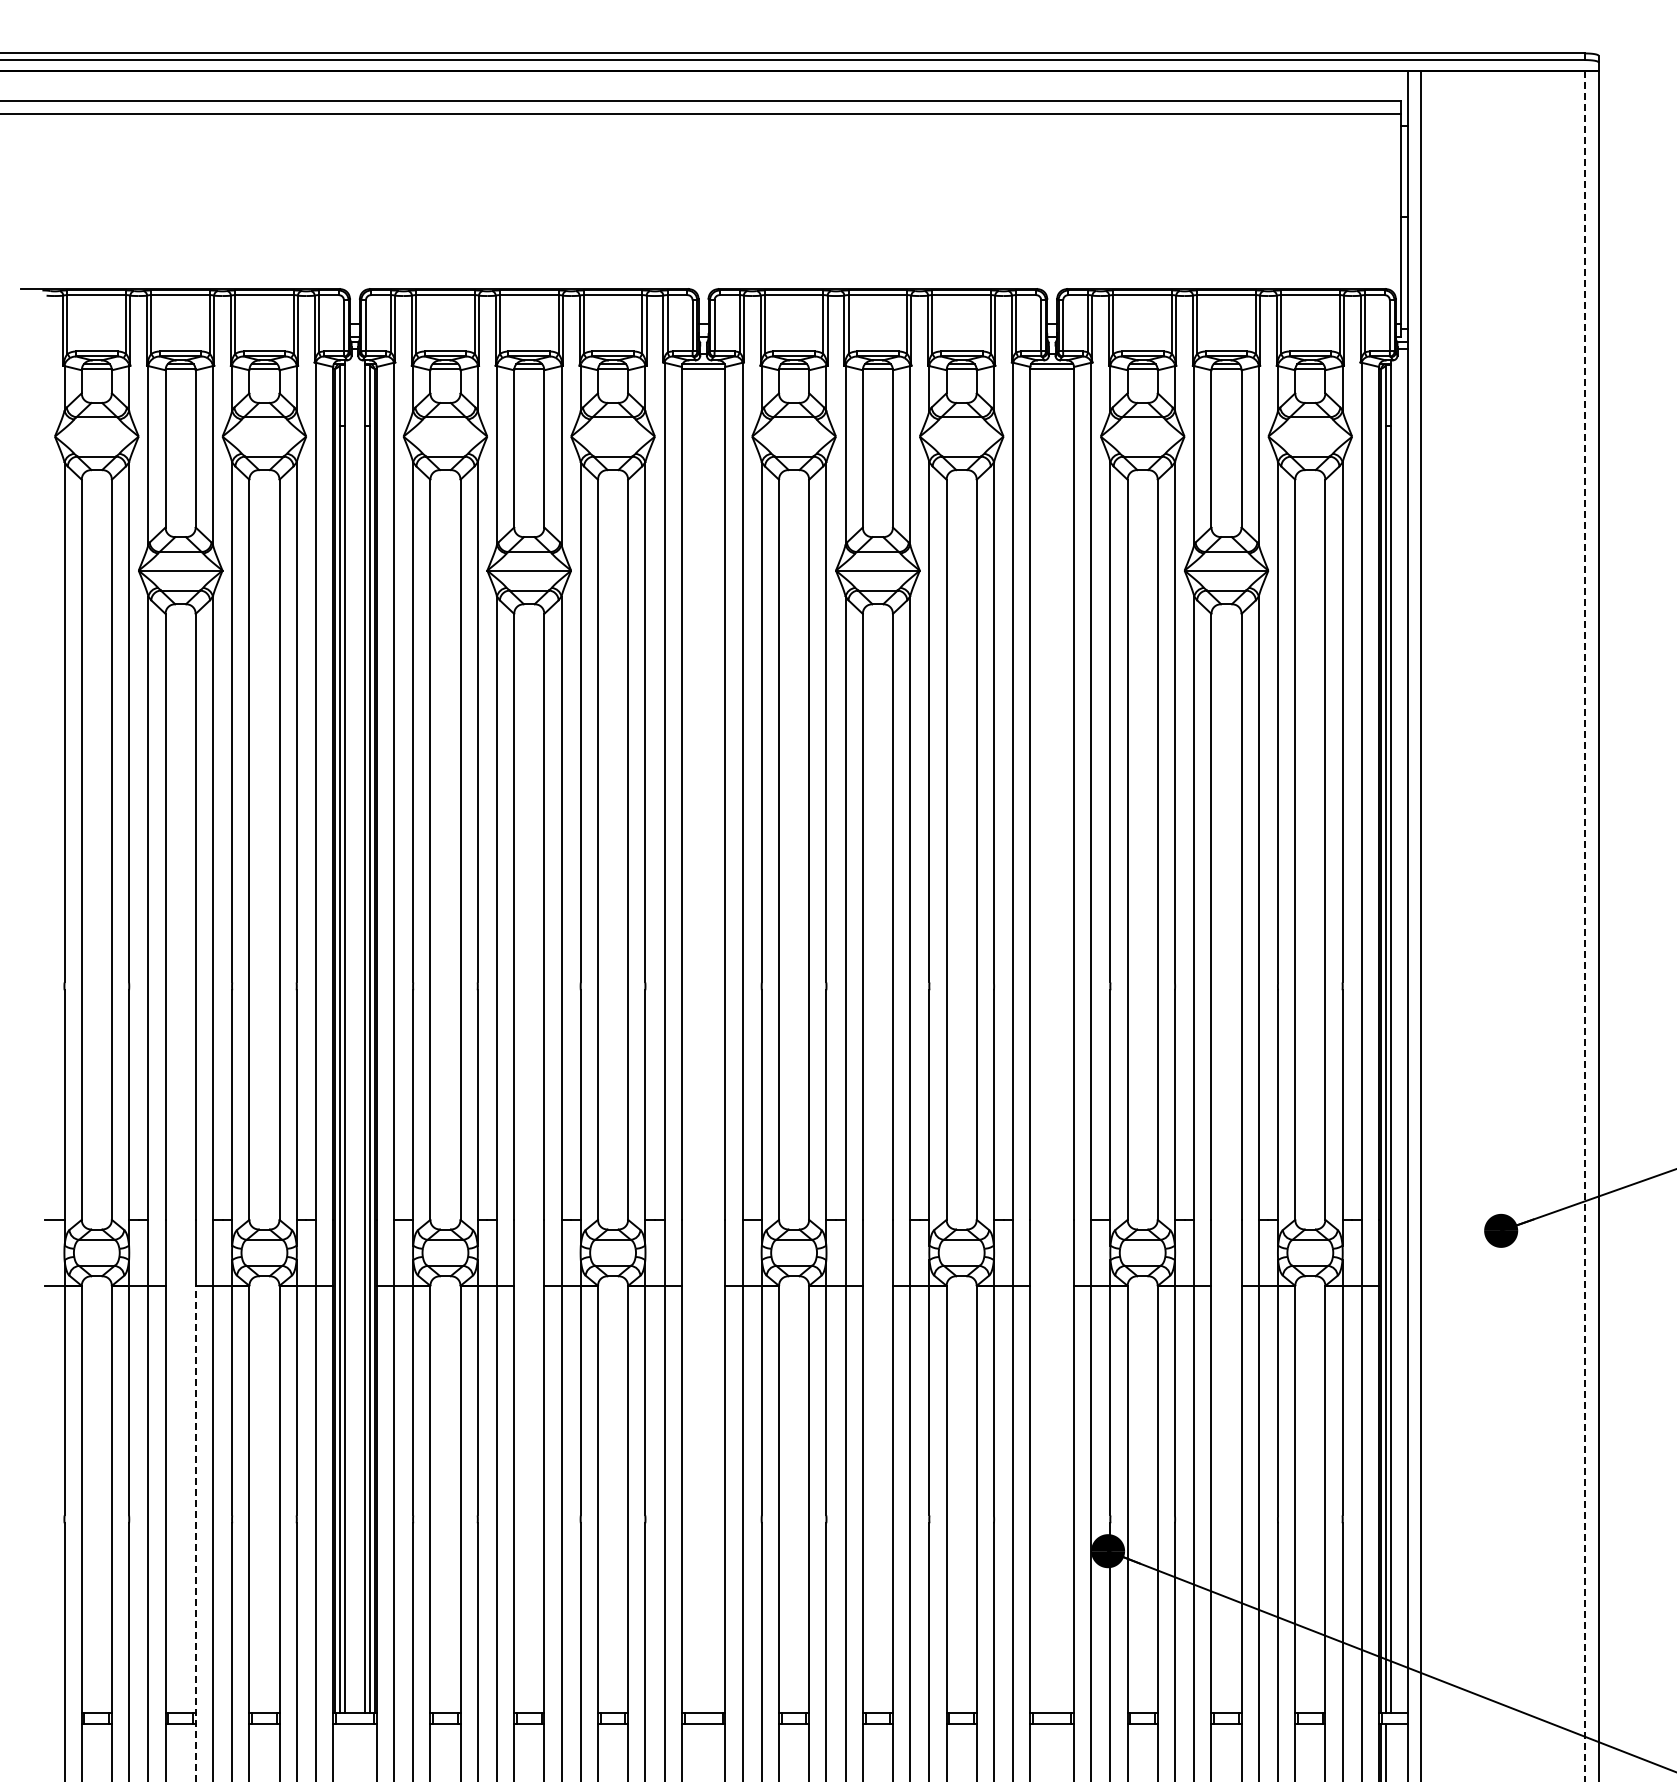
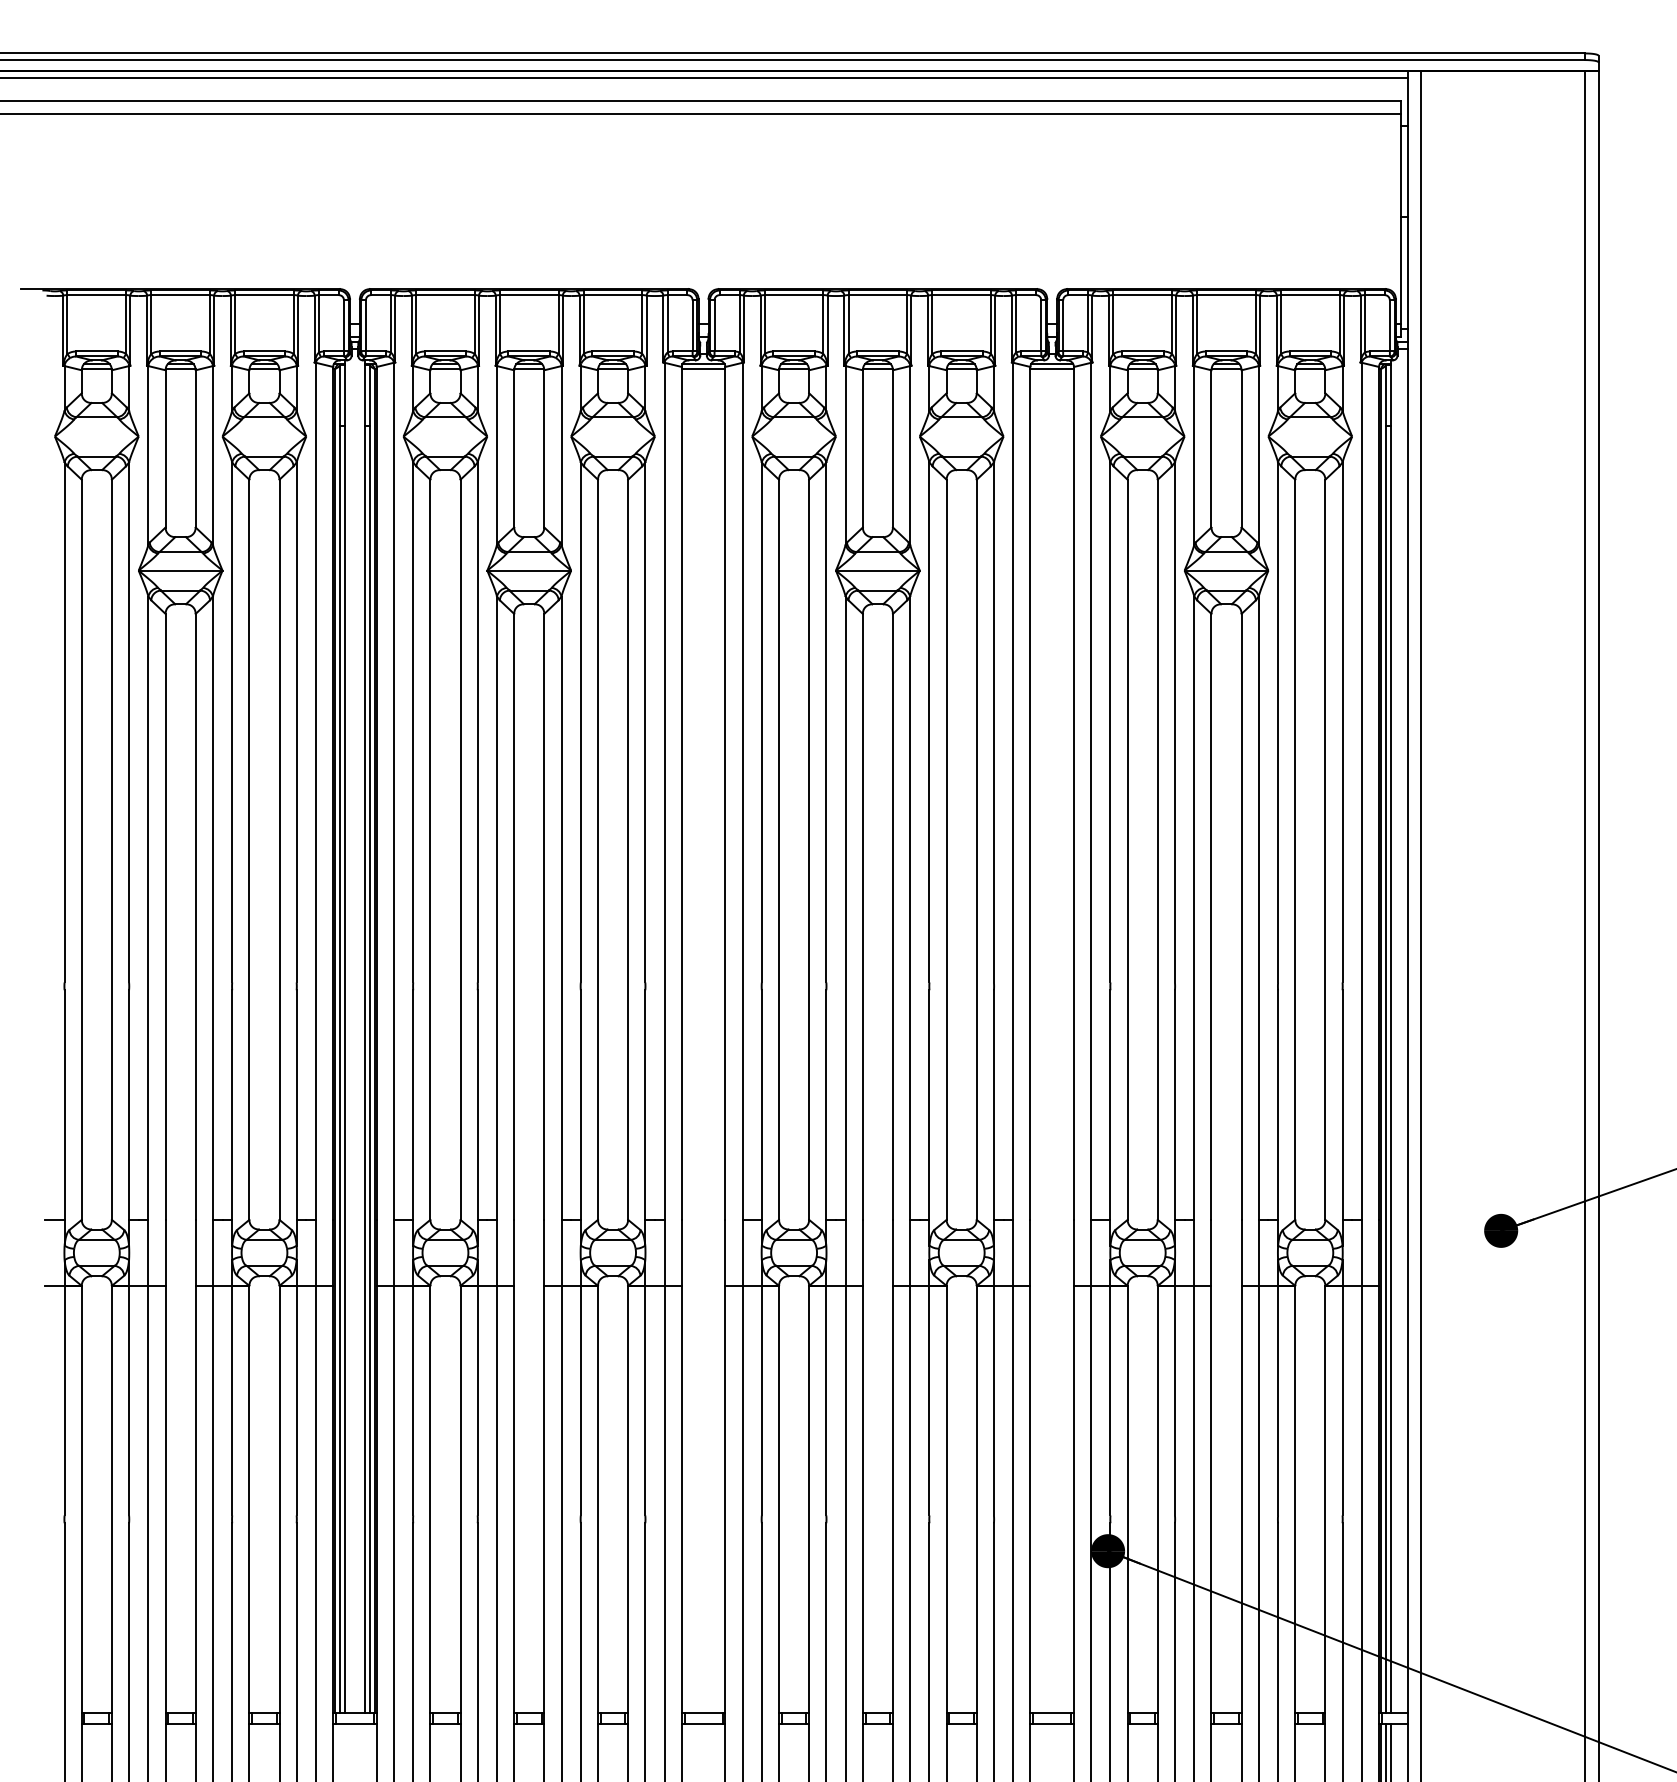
line: none -> present (704, 77)
line: dashed -> solid (1585, 926)
line: dashed -> solid (195, 1533)
line: none -> present (1390, 1750)
